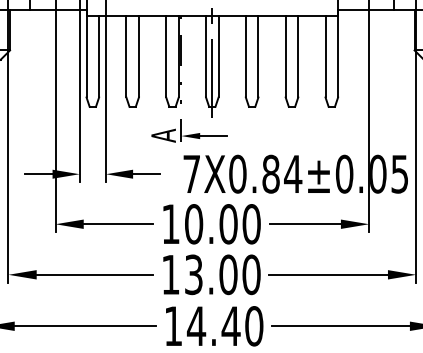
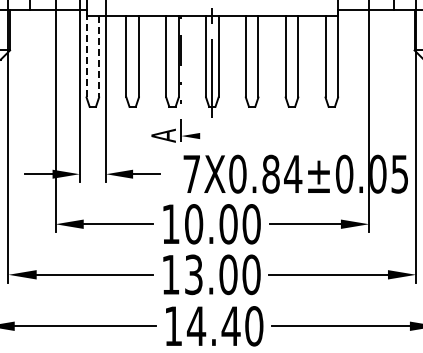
line: solid -> dashed (86, 53)
line: solid -> dashed (99, 56)
line: present -> none (213, 136)
